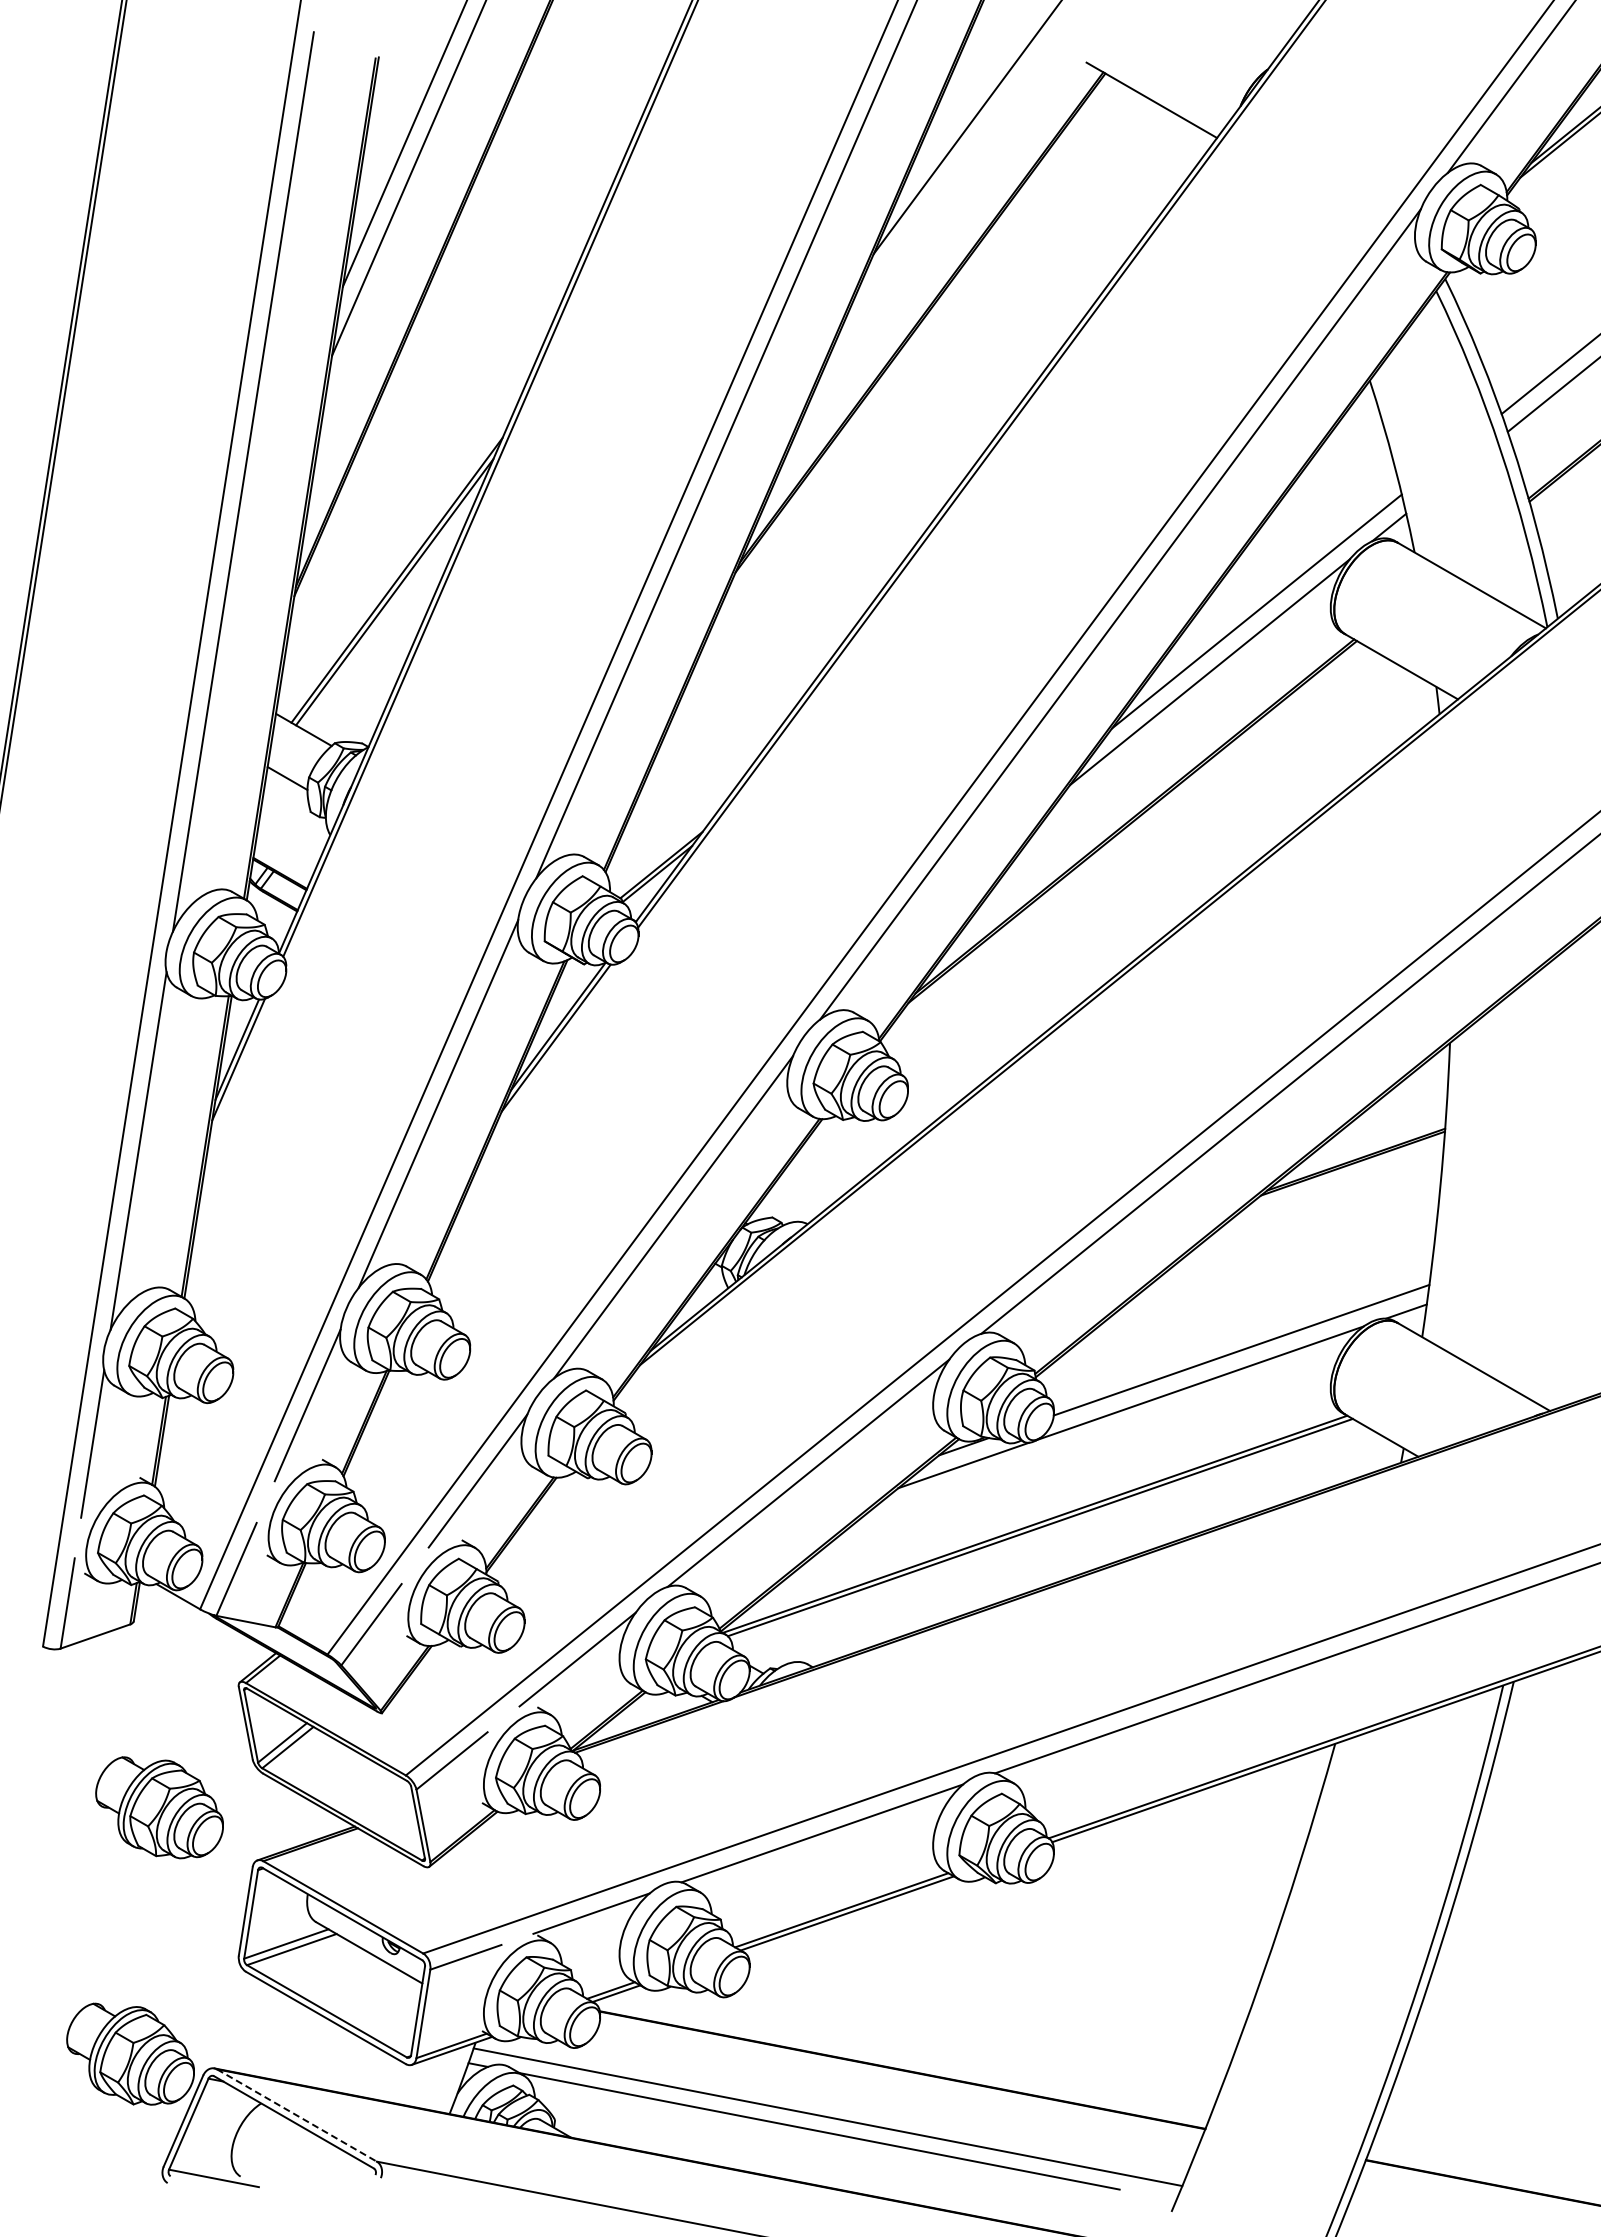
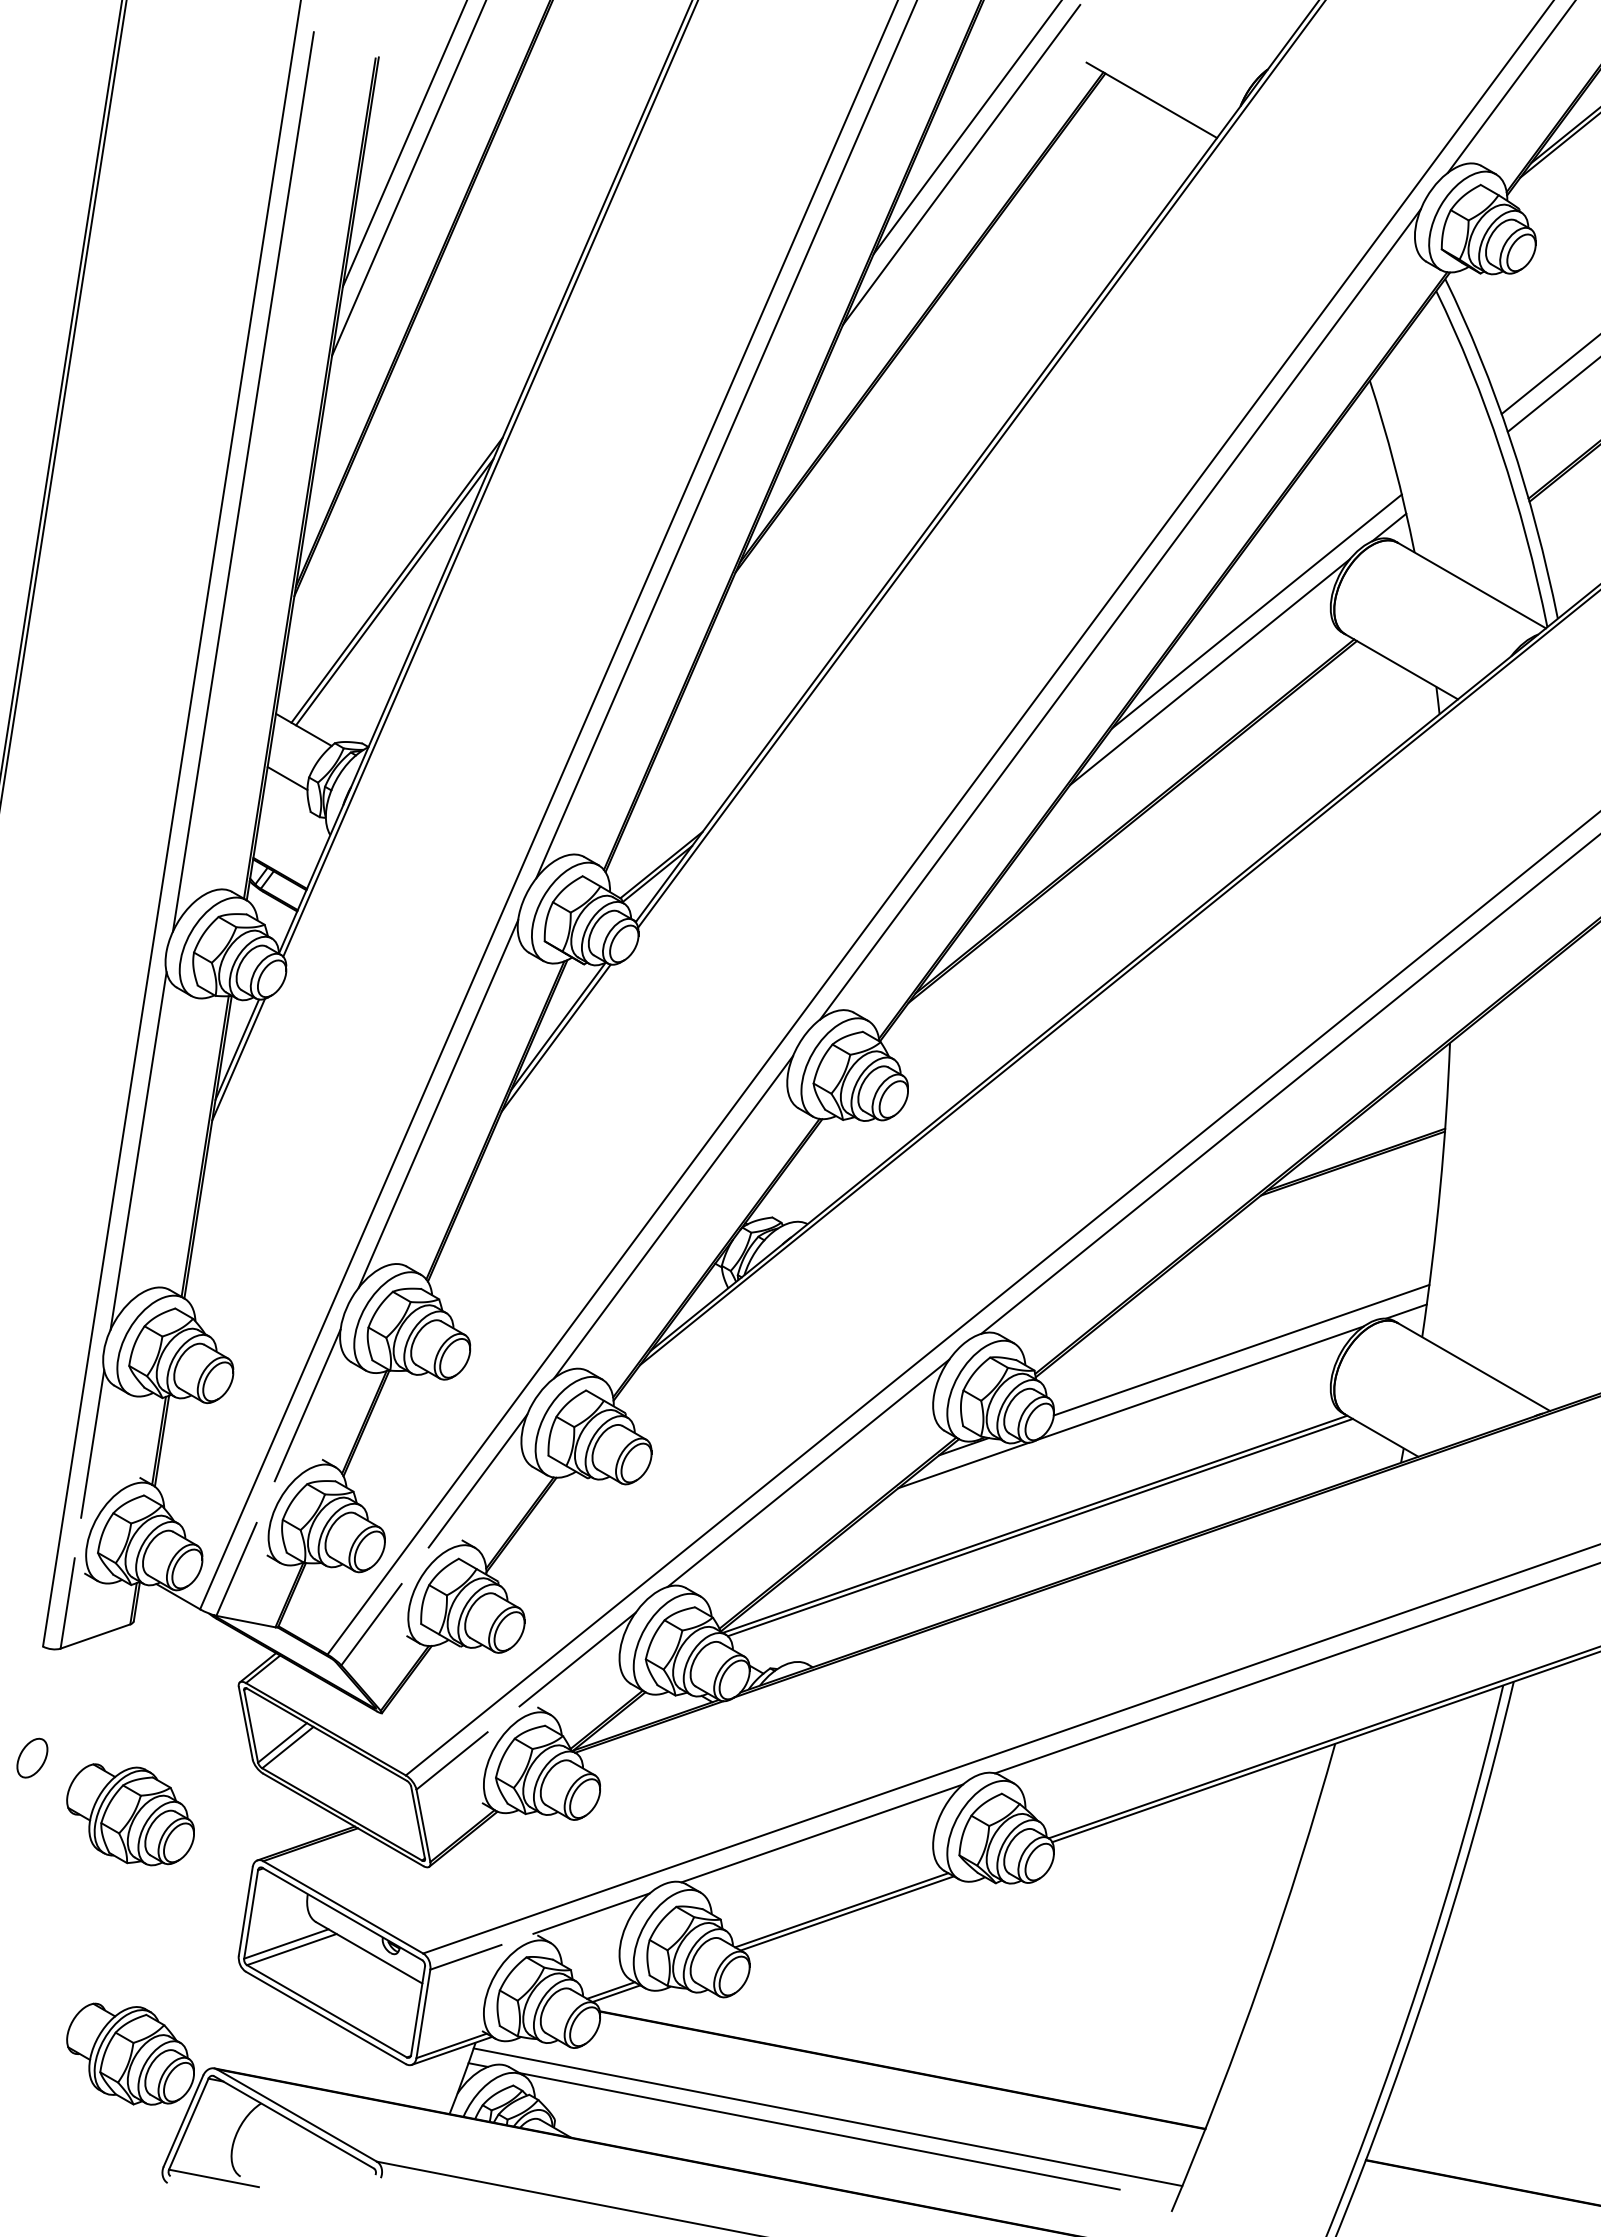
line: none -> present (961, 164)
part: none -> present (32, 1757)
part position: (159, 1807) -> (130, 1814) (130, 1814)
line: dashed -> solid (297, 2115)
